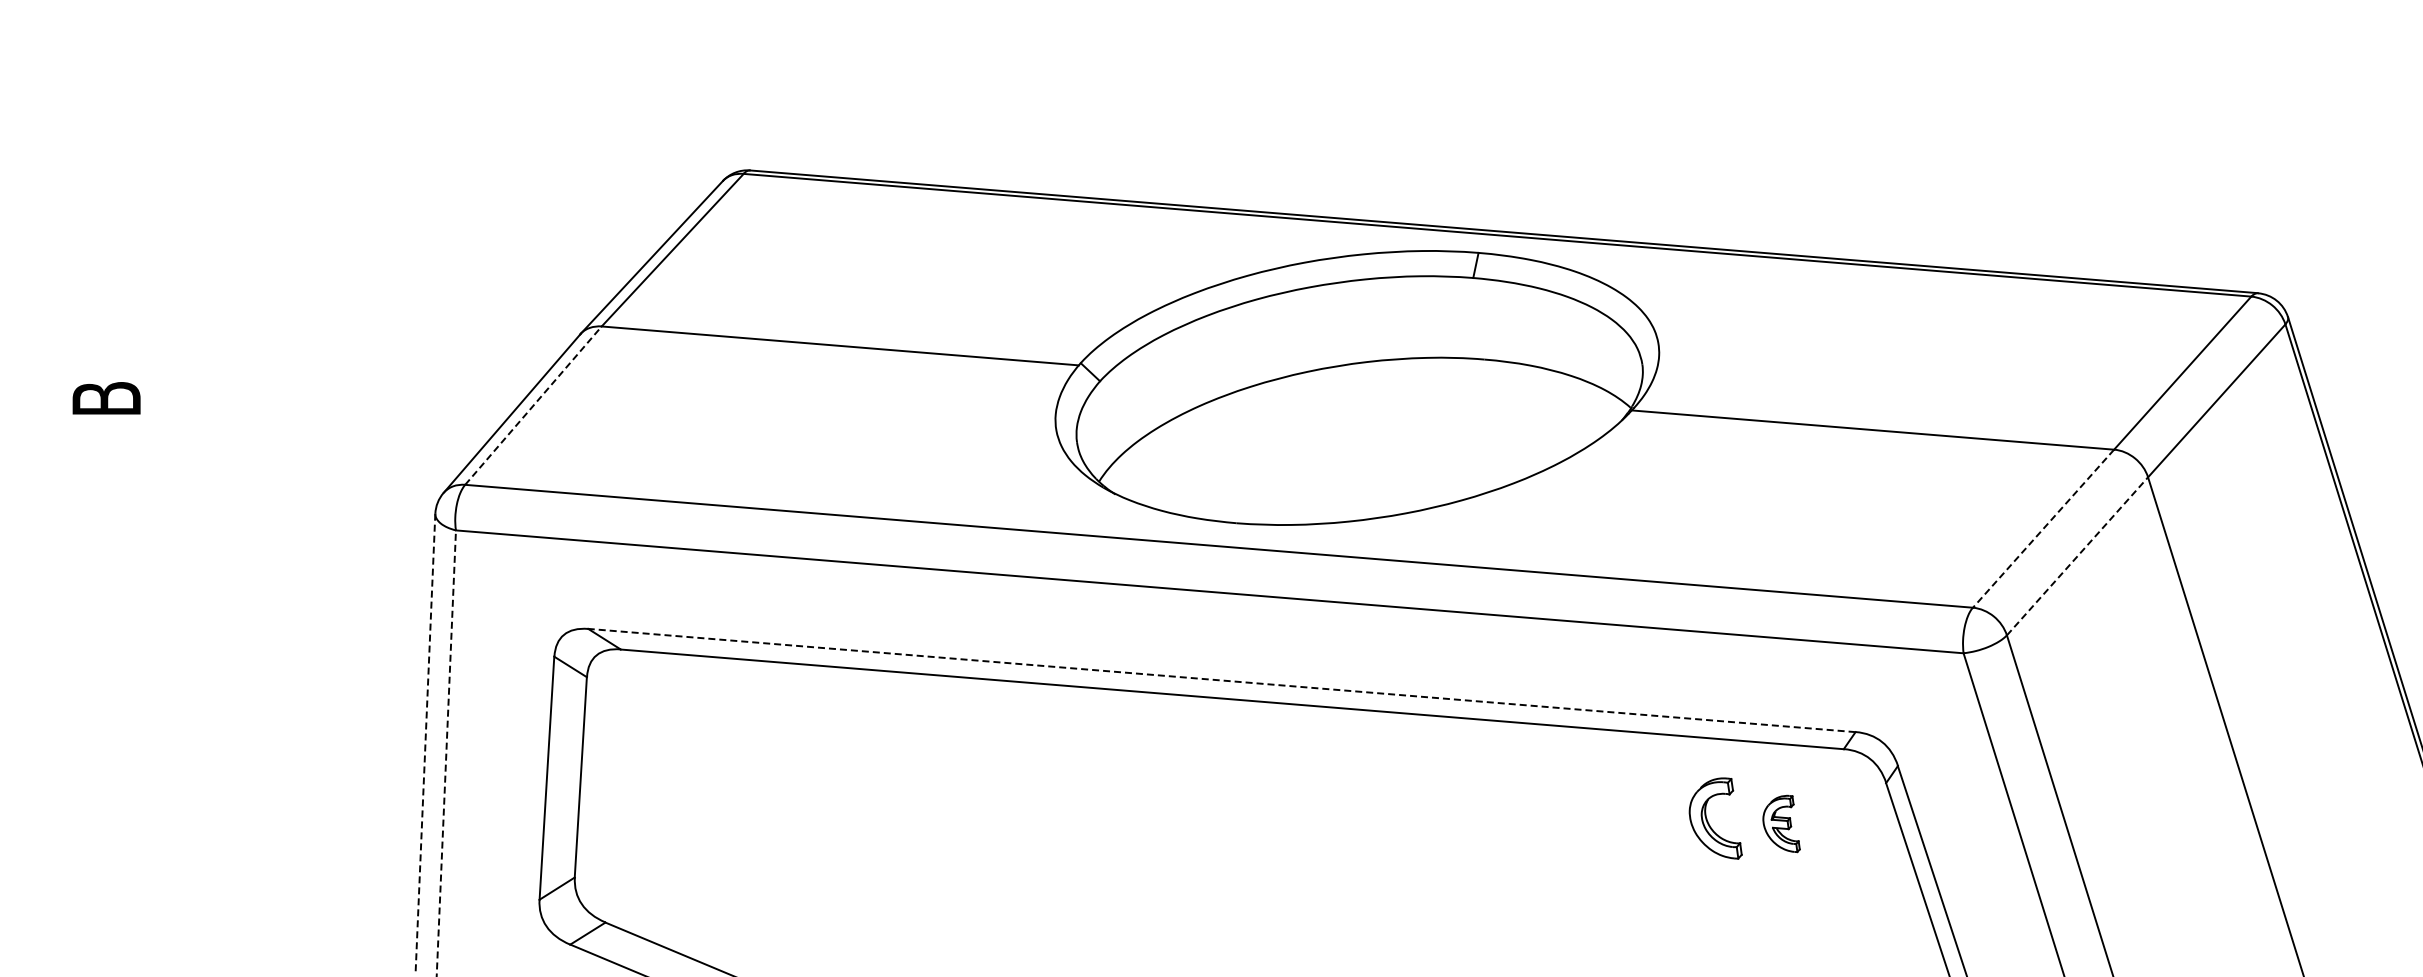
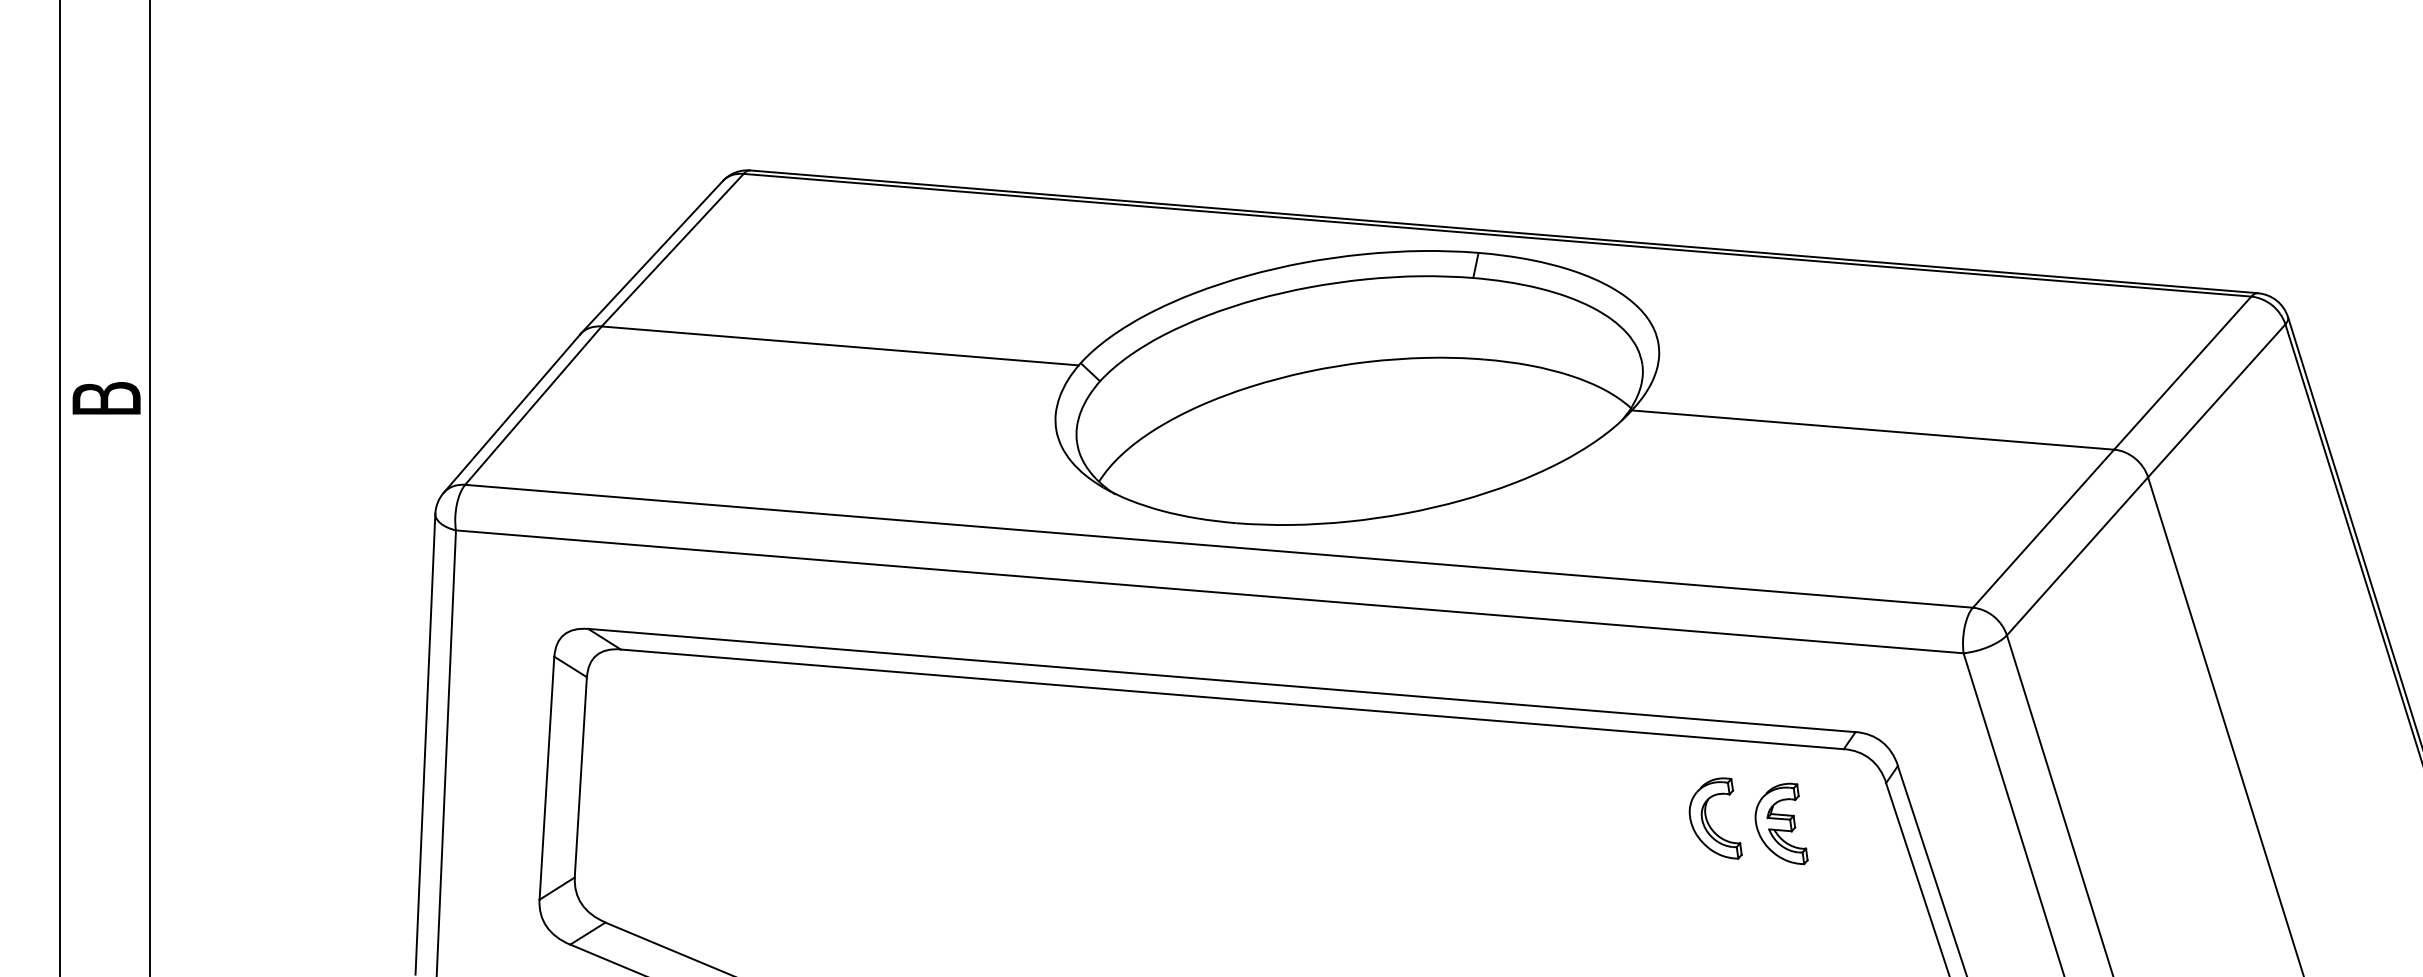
line: dashed -> solid (533, 405)
line: none -> present (60, 487)
line: none -> present (149, 487)
line: dashed -> solid (2043, 528)
line: dashed -> solid (2077, 556)
line: dashed -> solid (1221, 680)
line: dashed -> solid (425, 744)
line: dashed -> solid (446, 752)
part size: 39x60 px -> 55x84 px (1781, 823)
